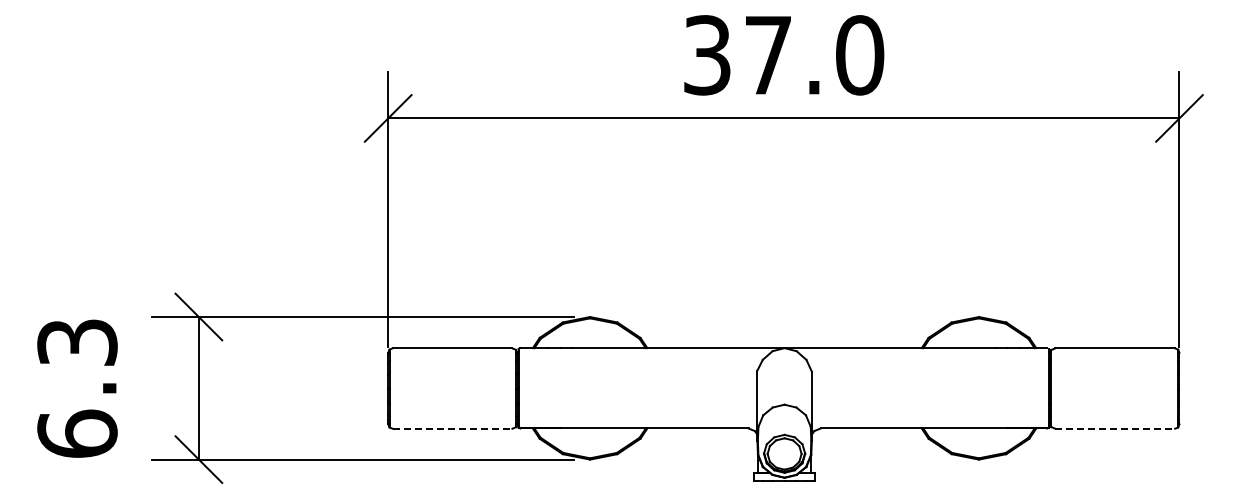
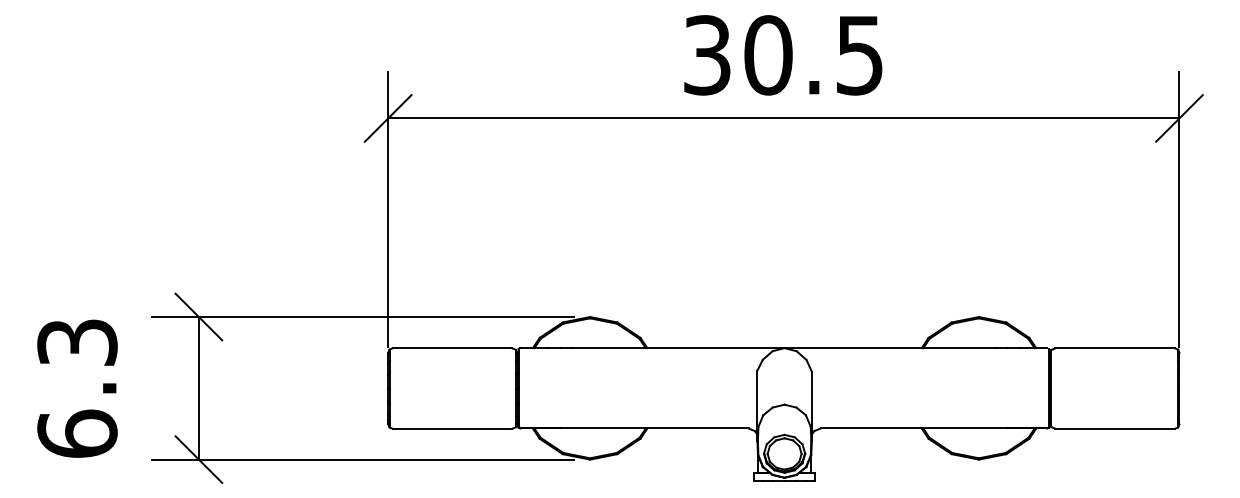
text: 37.0 -> 30.5 (814, 55)
line: dashed -> solid (452, 428)
line: dashed -> solid (1115, 428)
